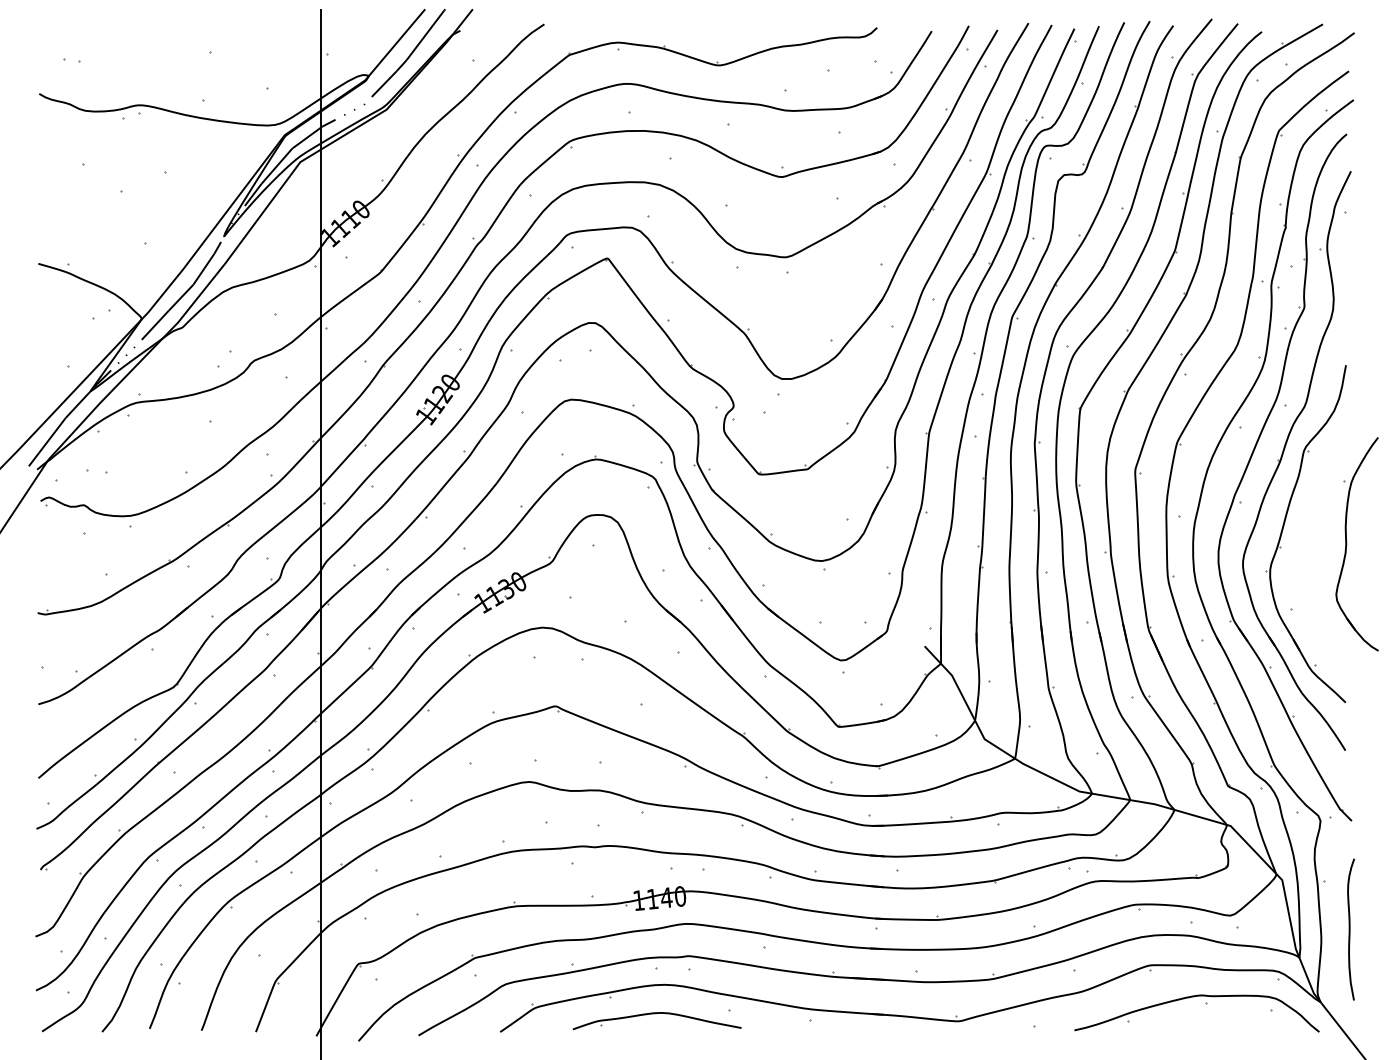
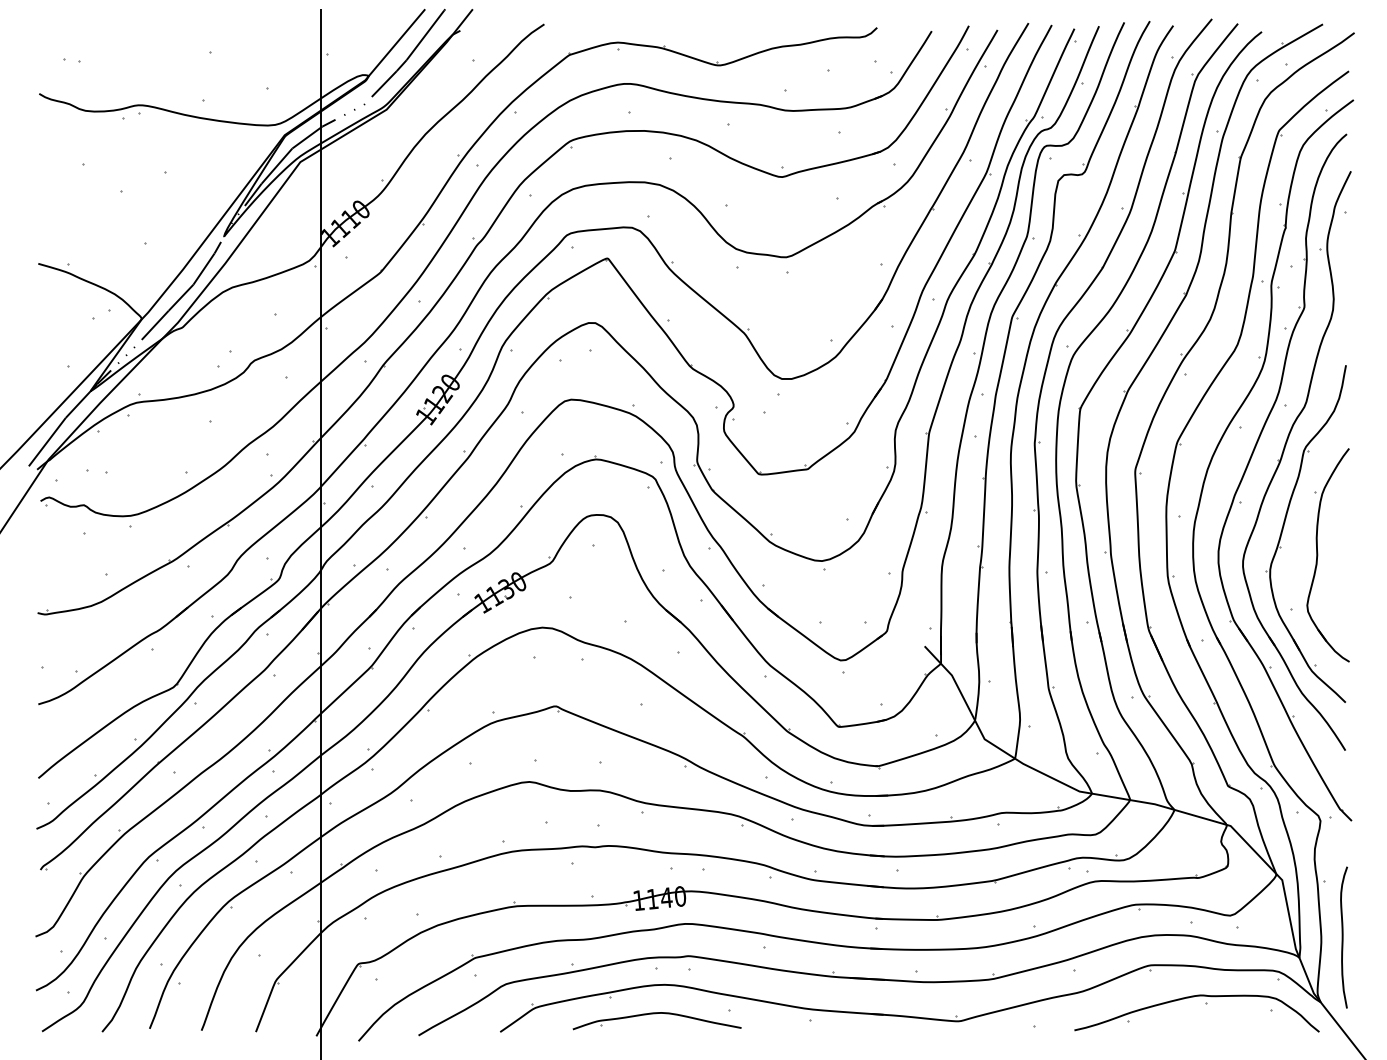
part position: (1347, 544) -> (1318, 555) (1318, 555)
curve position: (1350, 929) -> (1343, 937) (1343, 937)
